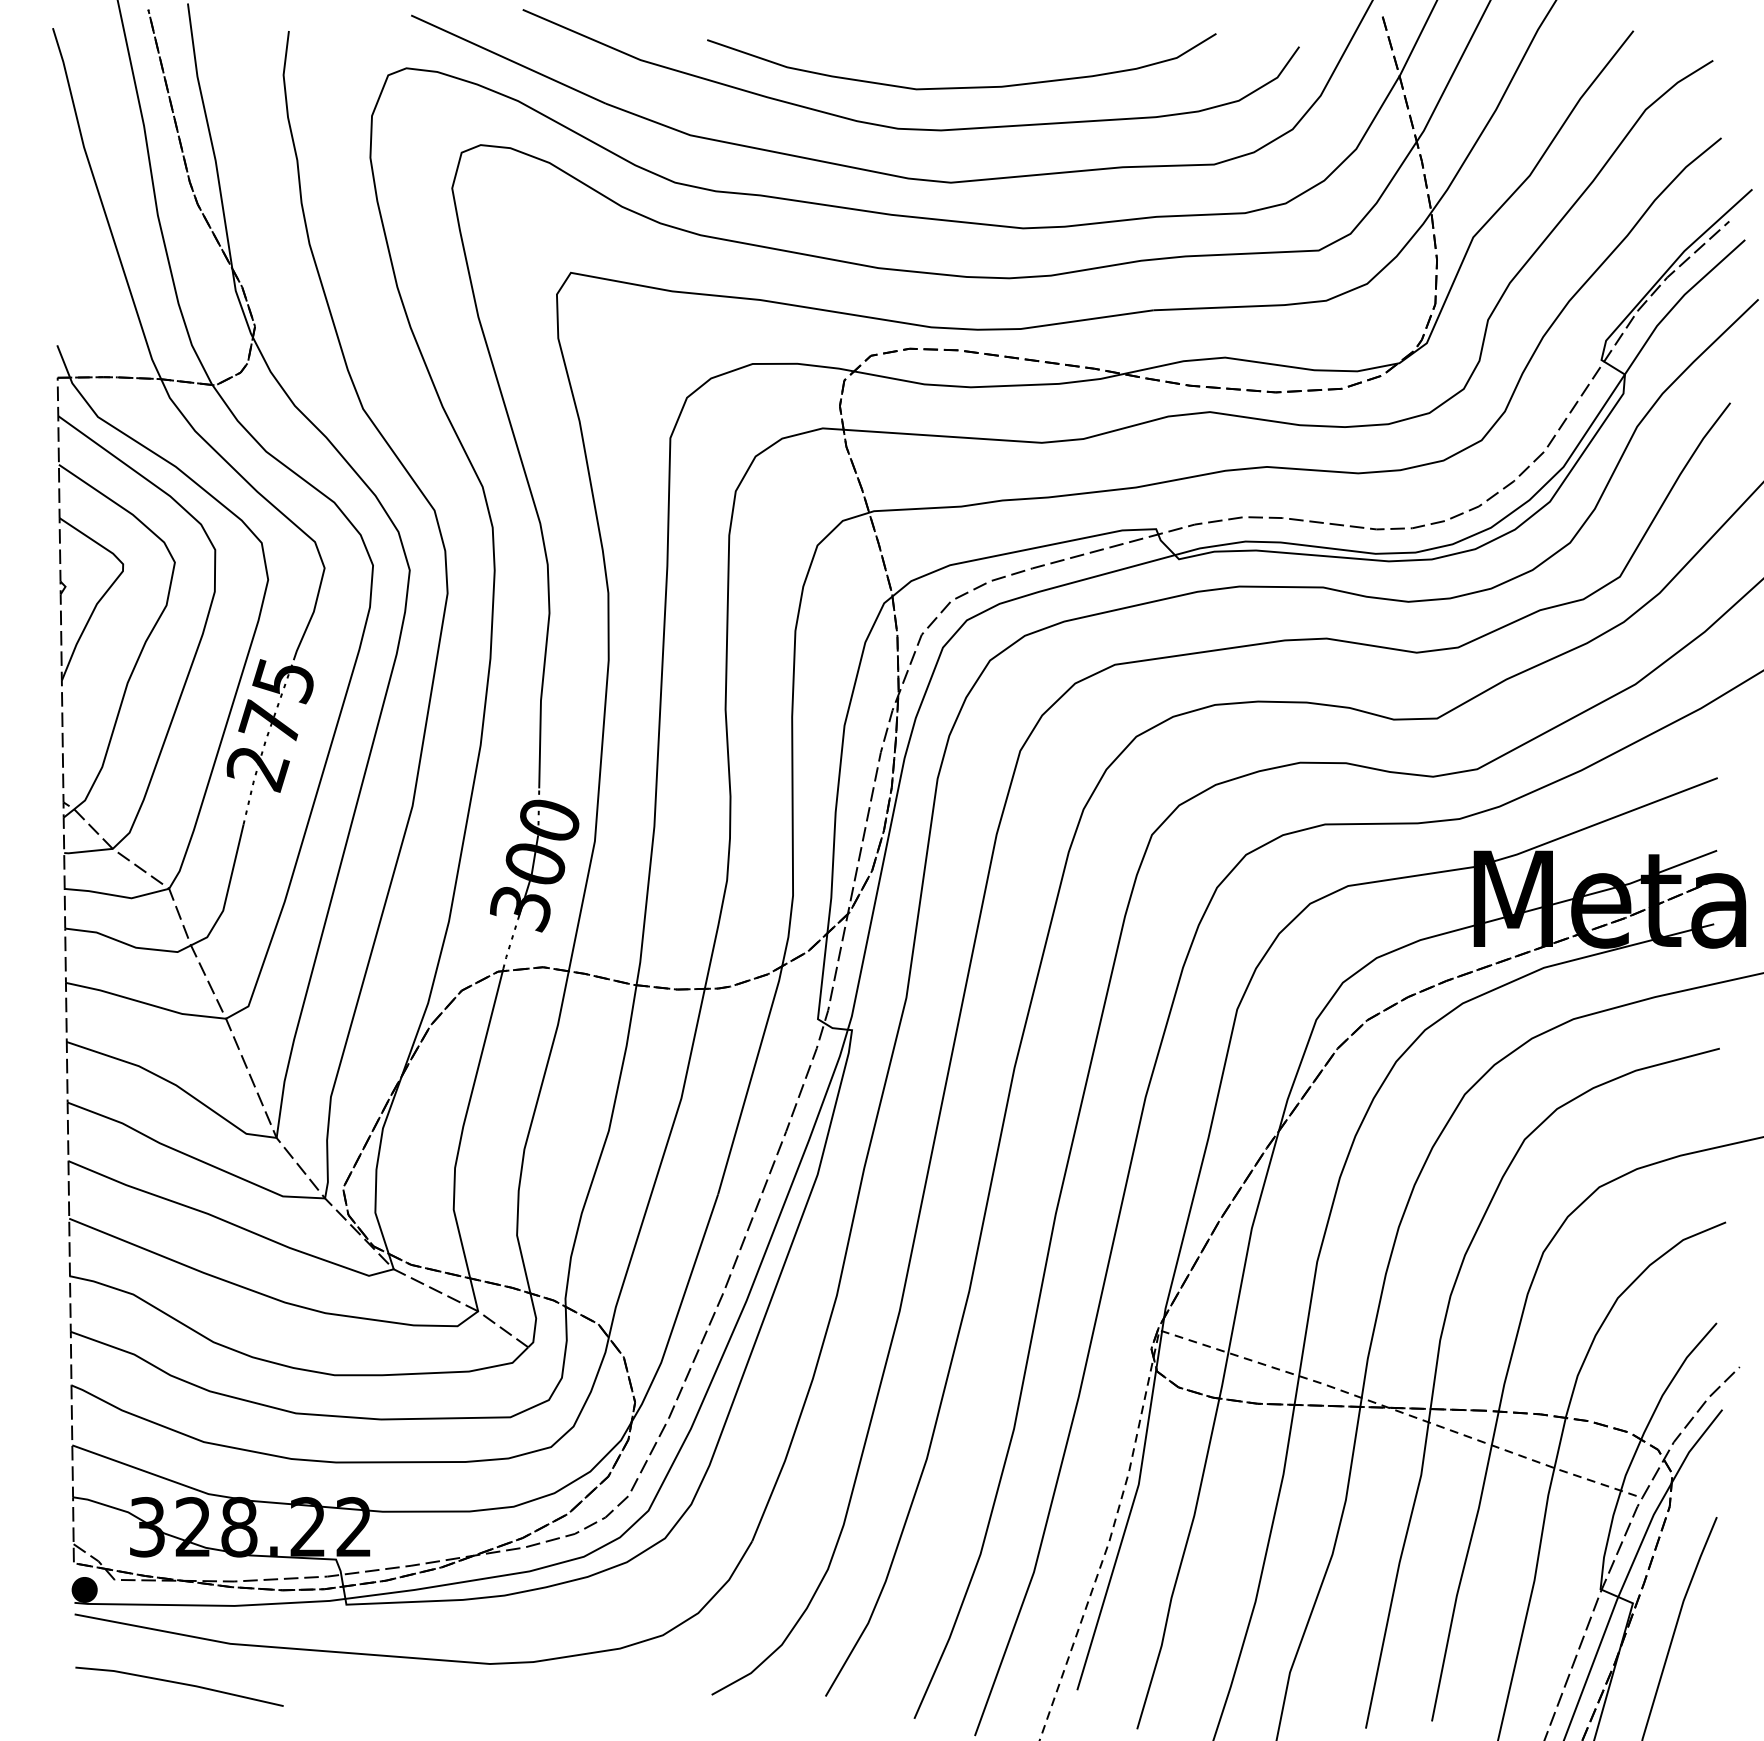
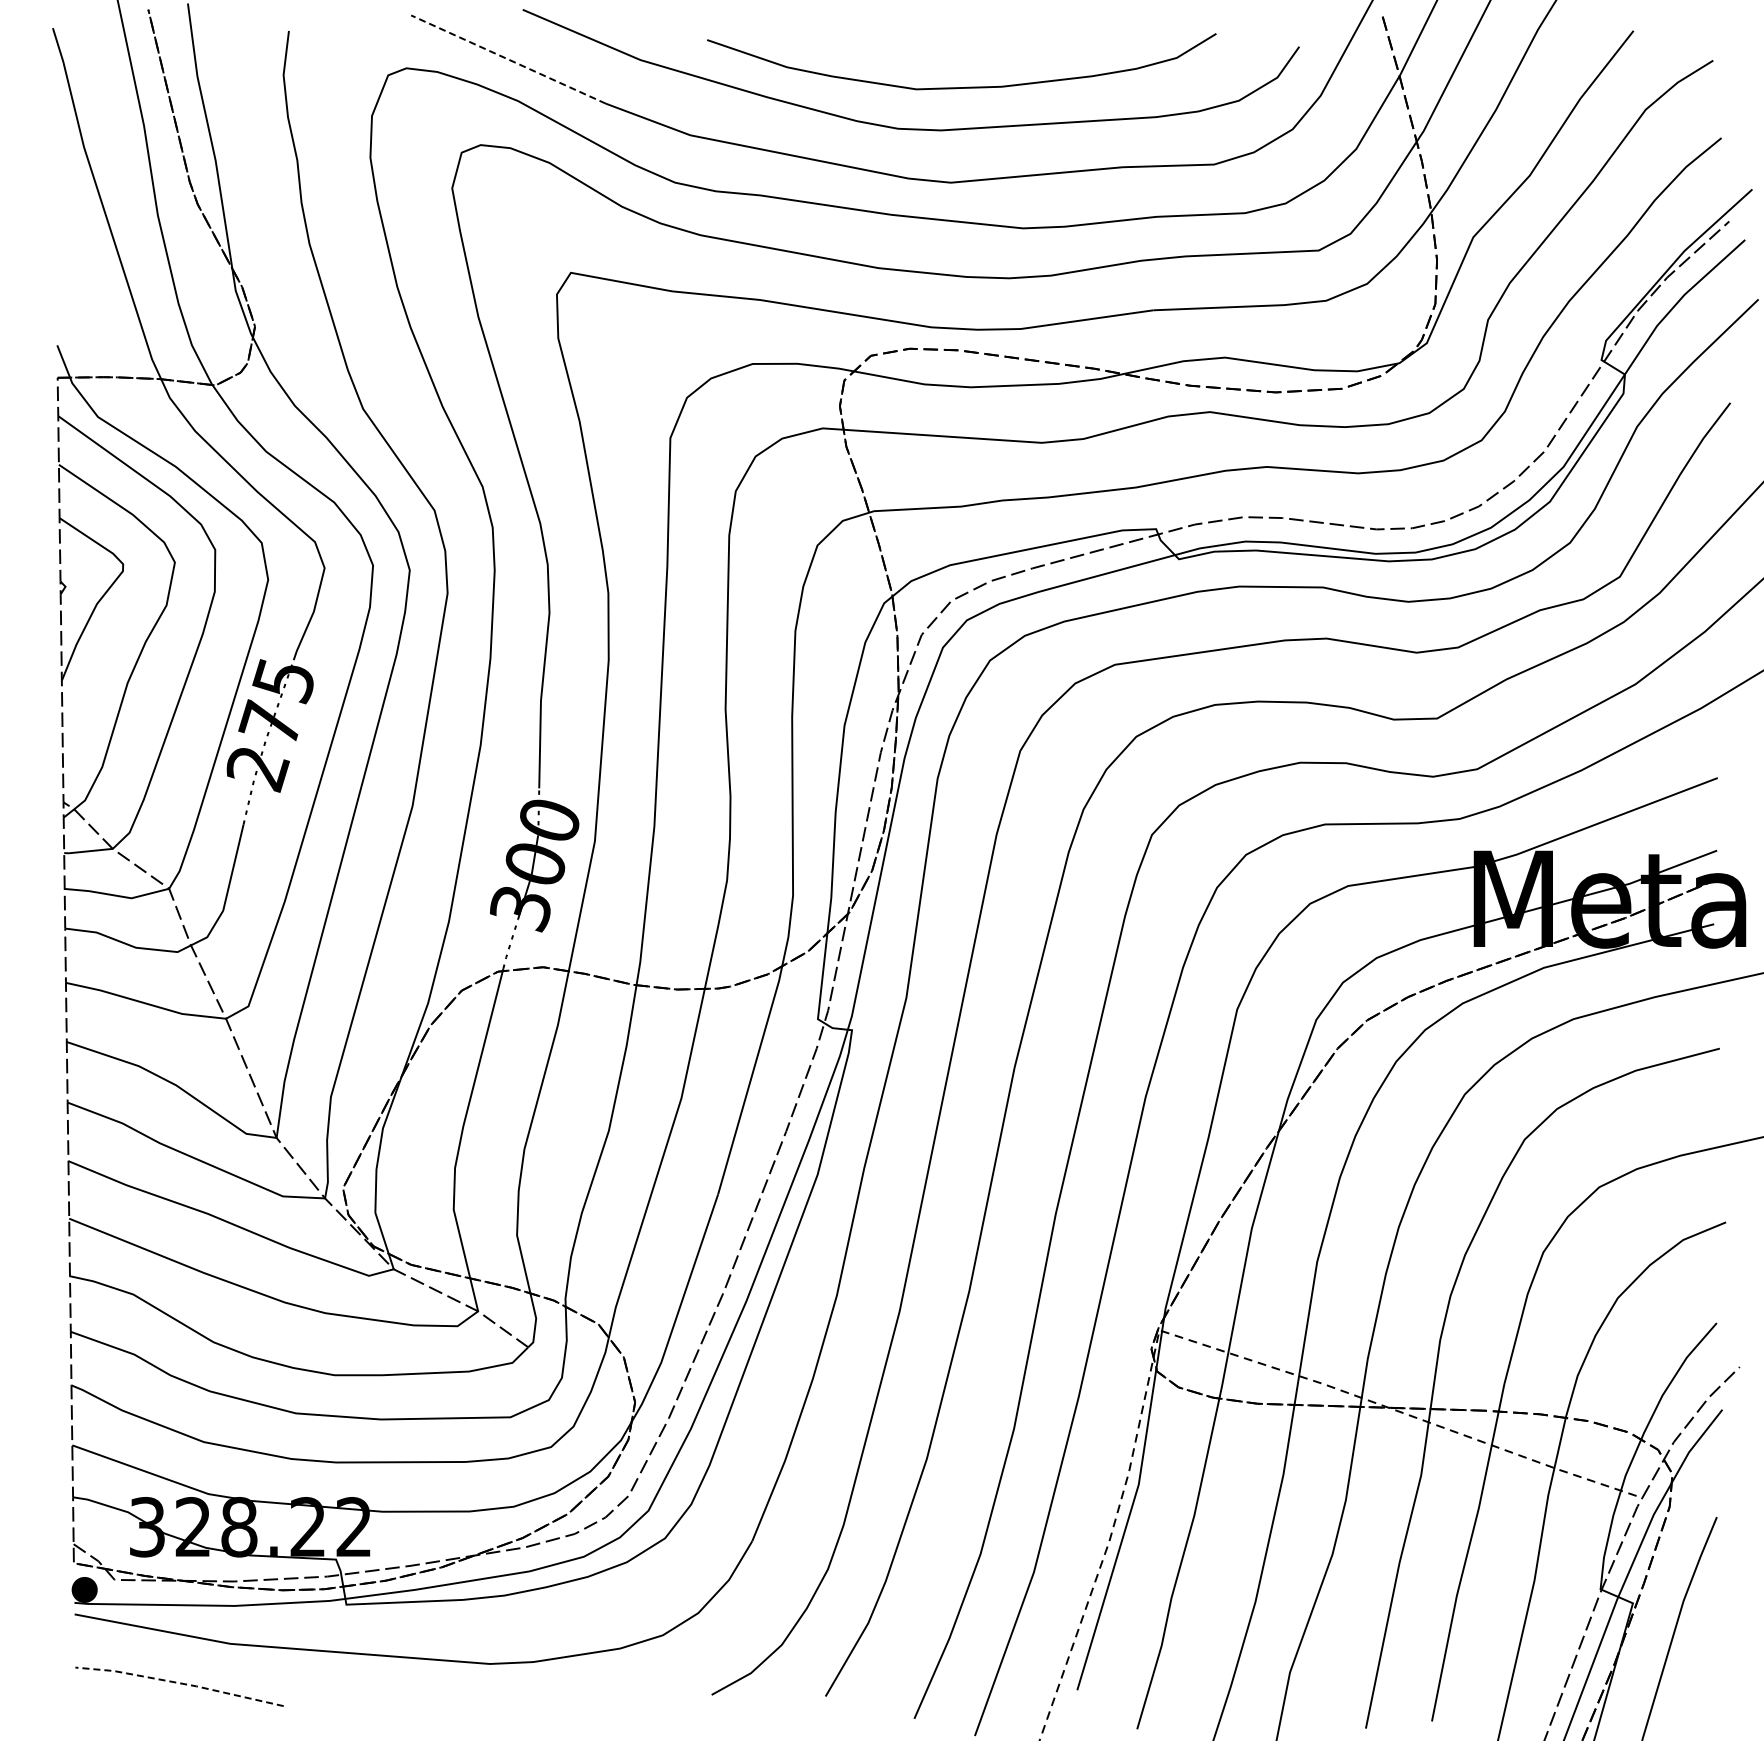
line: solid -> dashed (508, 59)
line: solid -> dashed (179, 1683)
